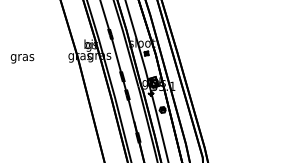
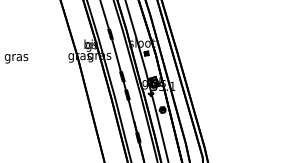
text position: (22, 58) -> (16, 58) (16, 58)
